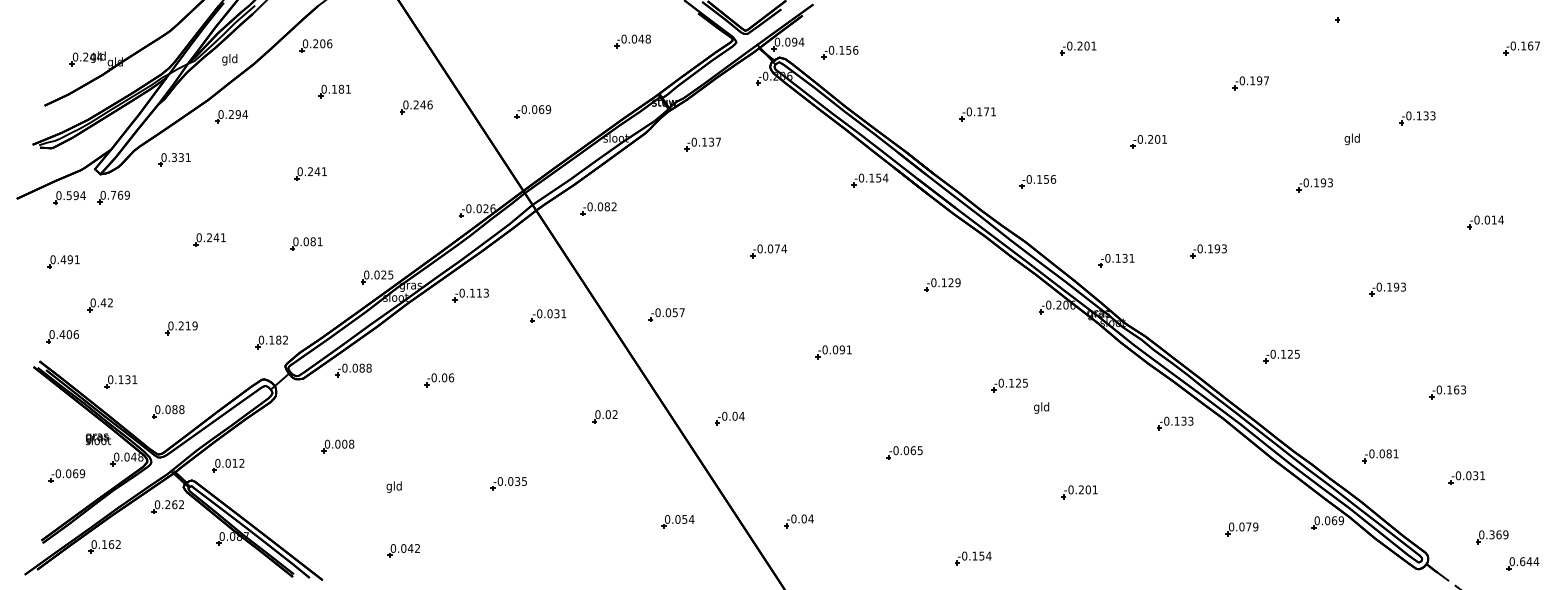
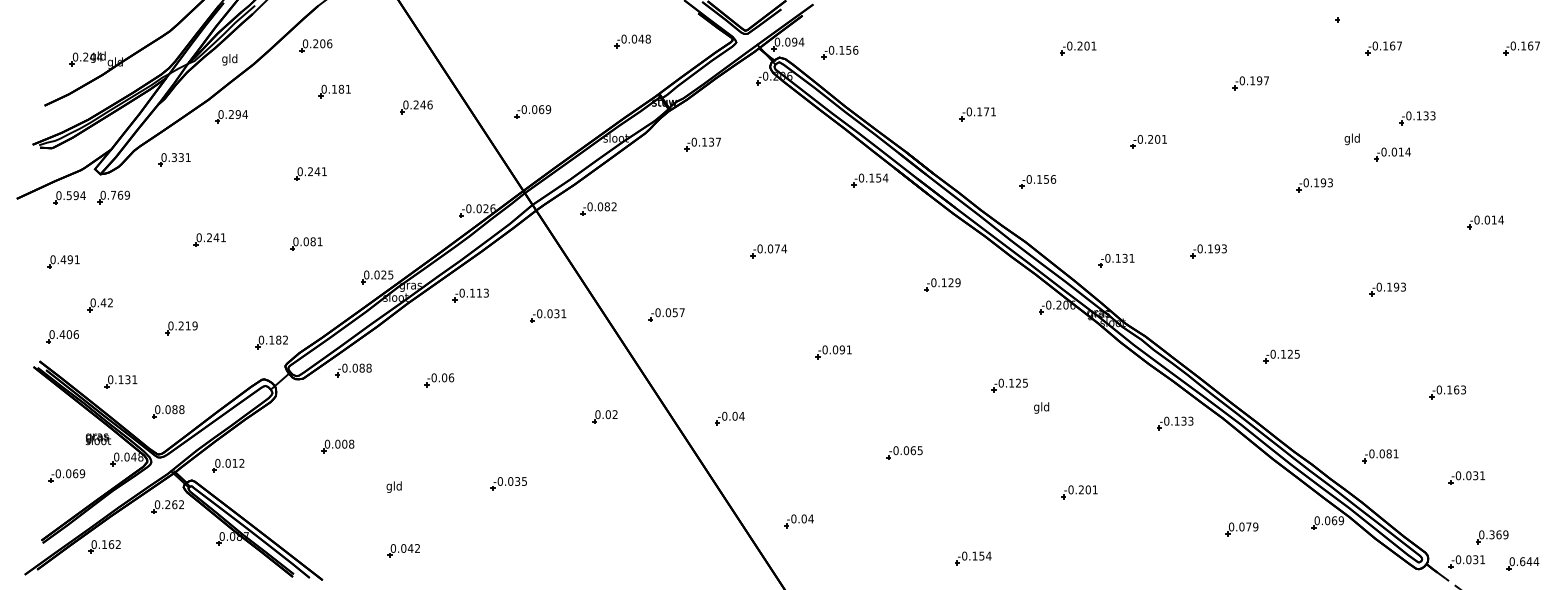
part: none -> present (1383, 48)
part: none -> present (1392, 154)
part: present -> none (677, 521)
part: none -> present (1466, 561)
